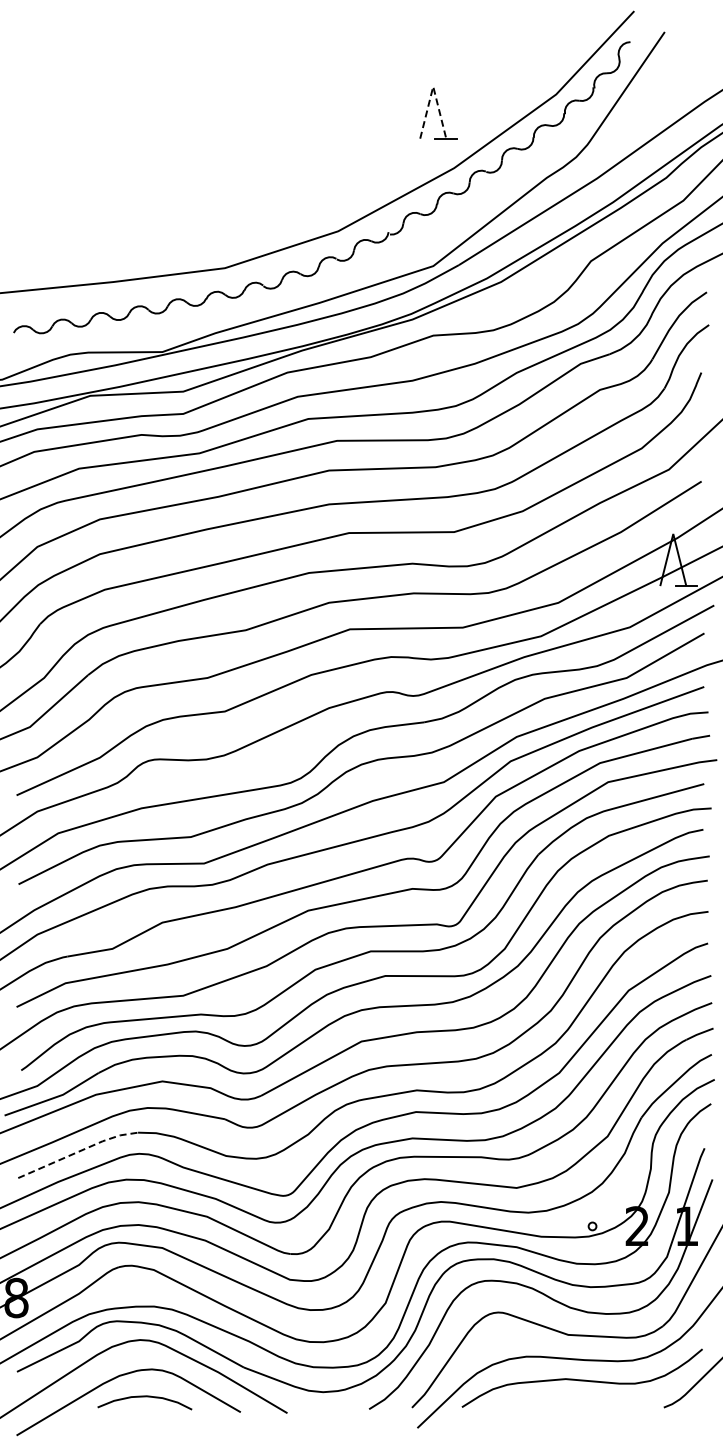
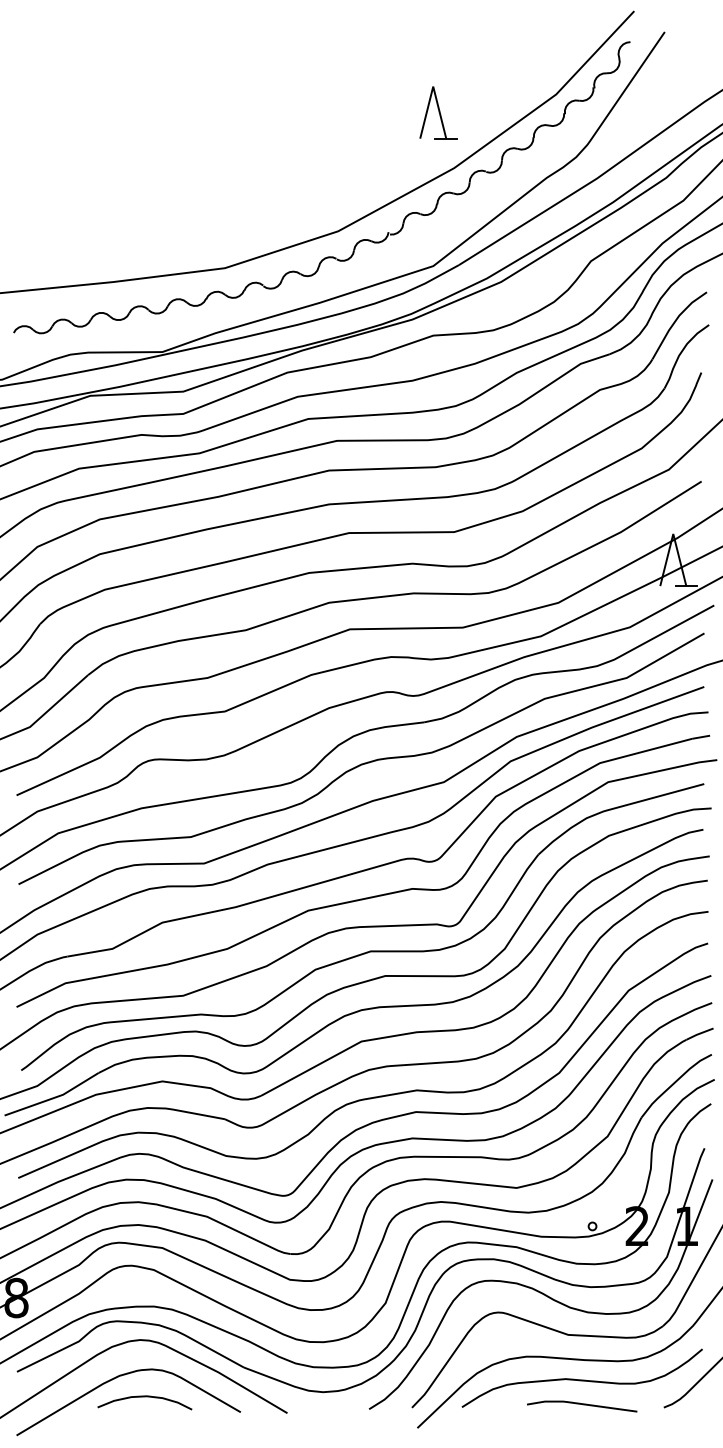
line: dashed -> solid (433, 86)
line: dashed -> solid (79, 1151)
line: none -> present (583, 1405)
